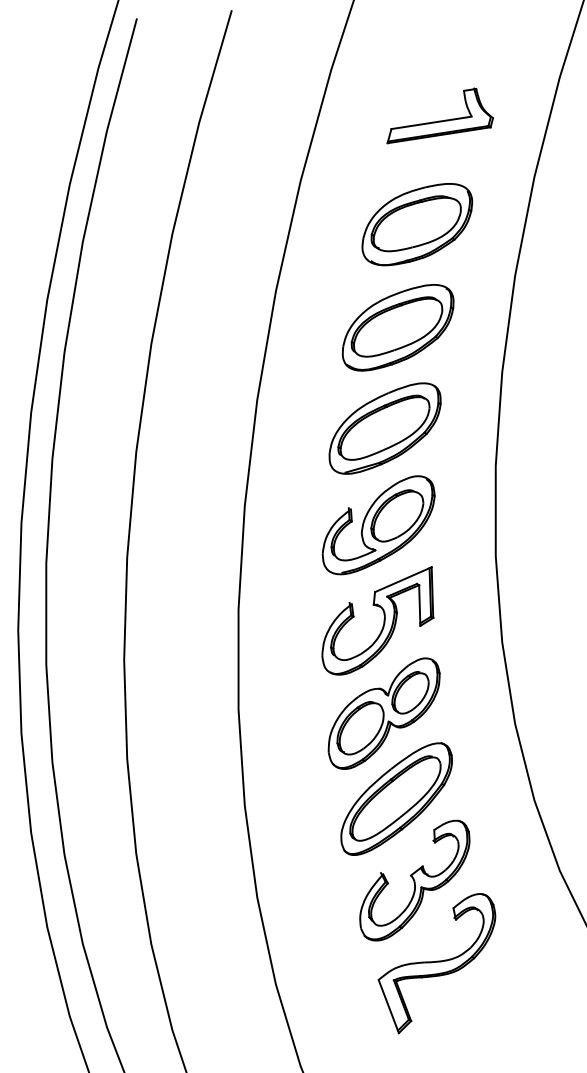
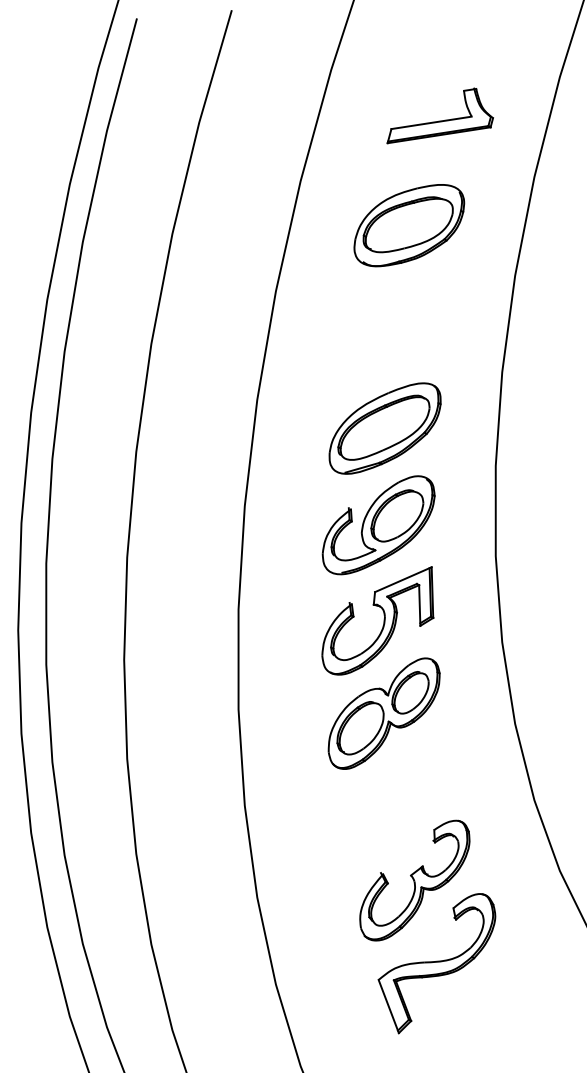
part position: (417, 224) -> (409, 225) (409, 225)
part: present -> none (397, 327)
part: present -> none (396, 798)
